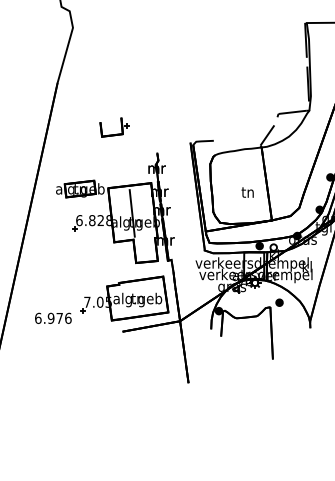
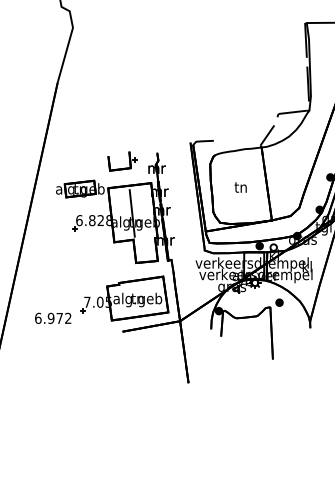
part position: (116, 133) -> (124, 167) (124, 167)
text position: (247, 192) -> (240, 187) (240, 187)
text: 6.976 -> 6.972 (68, 317)
